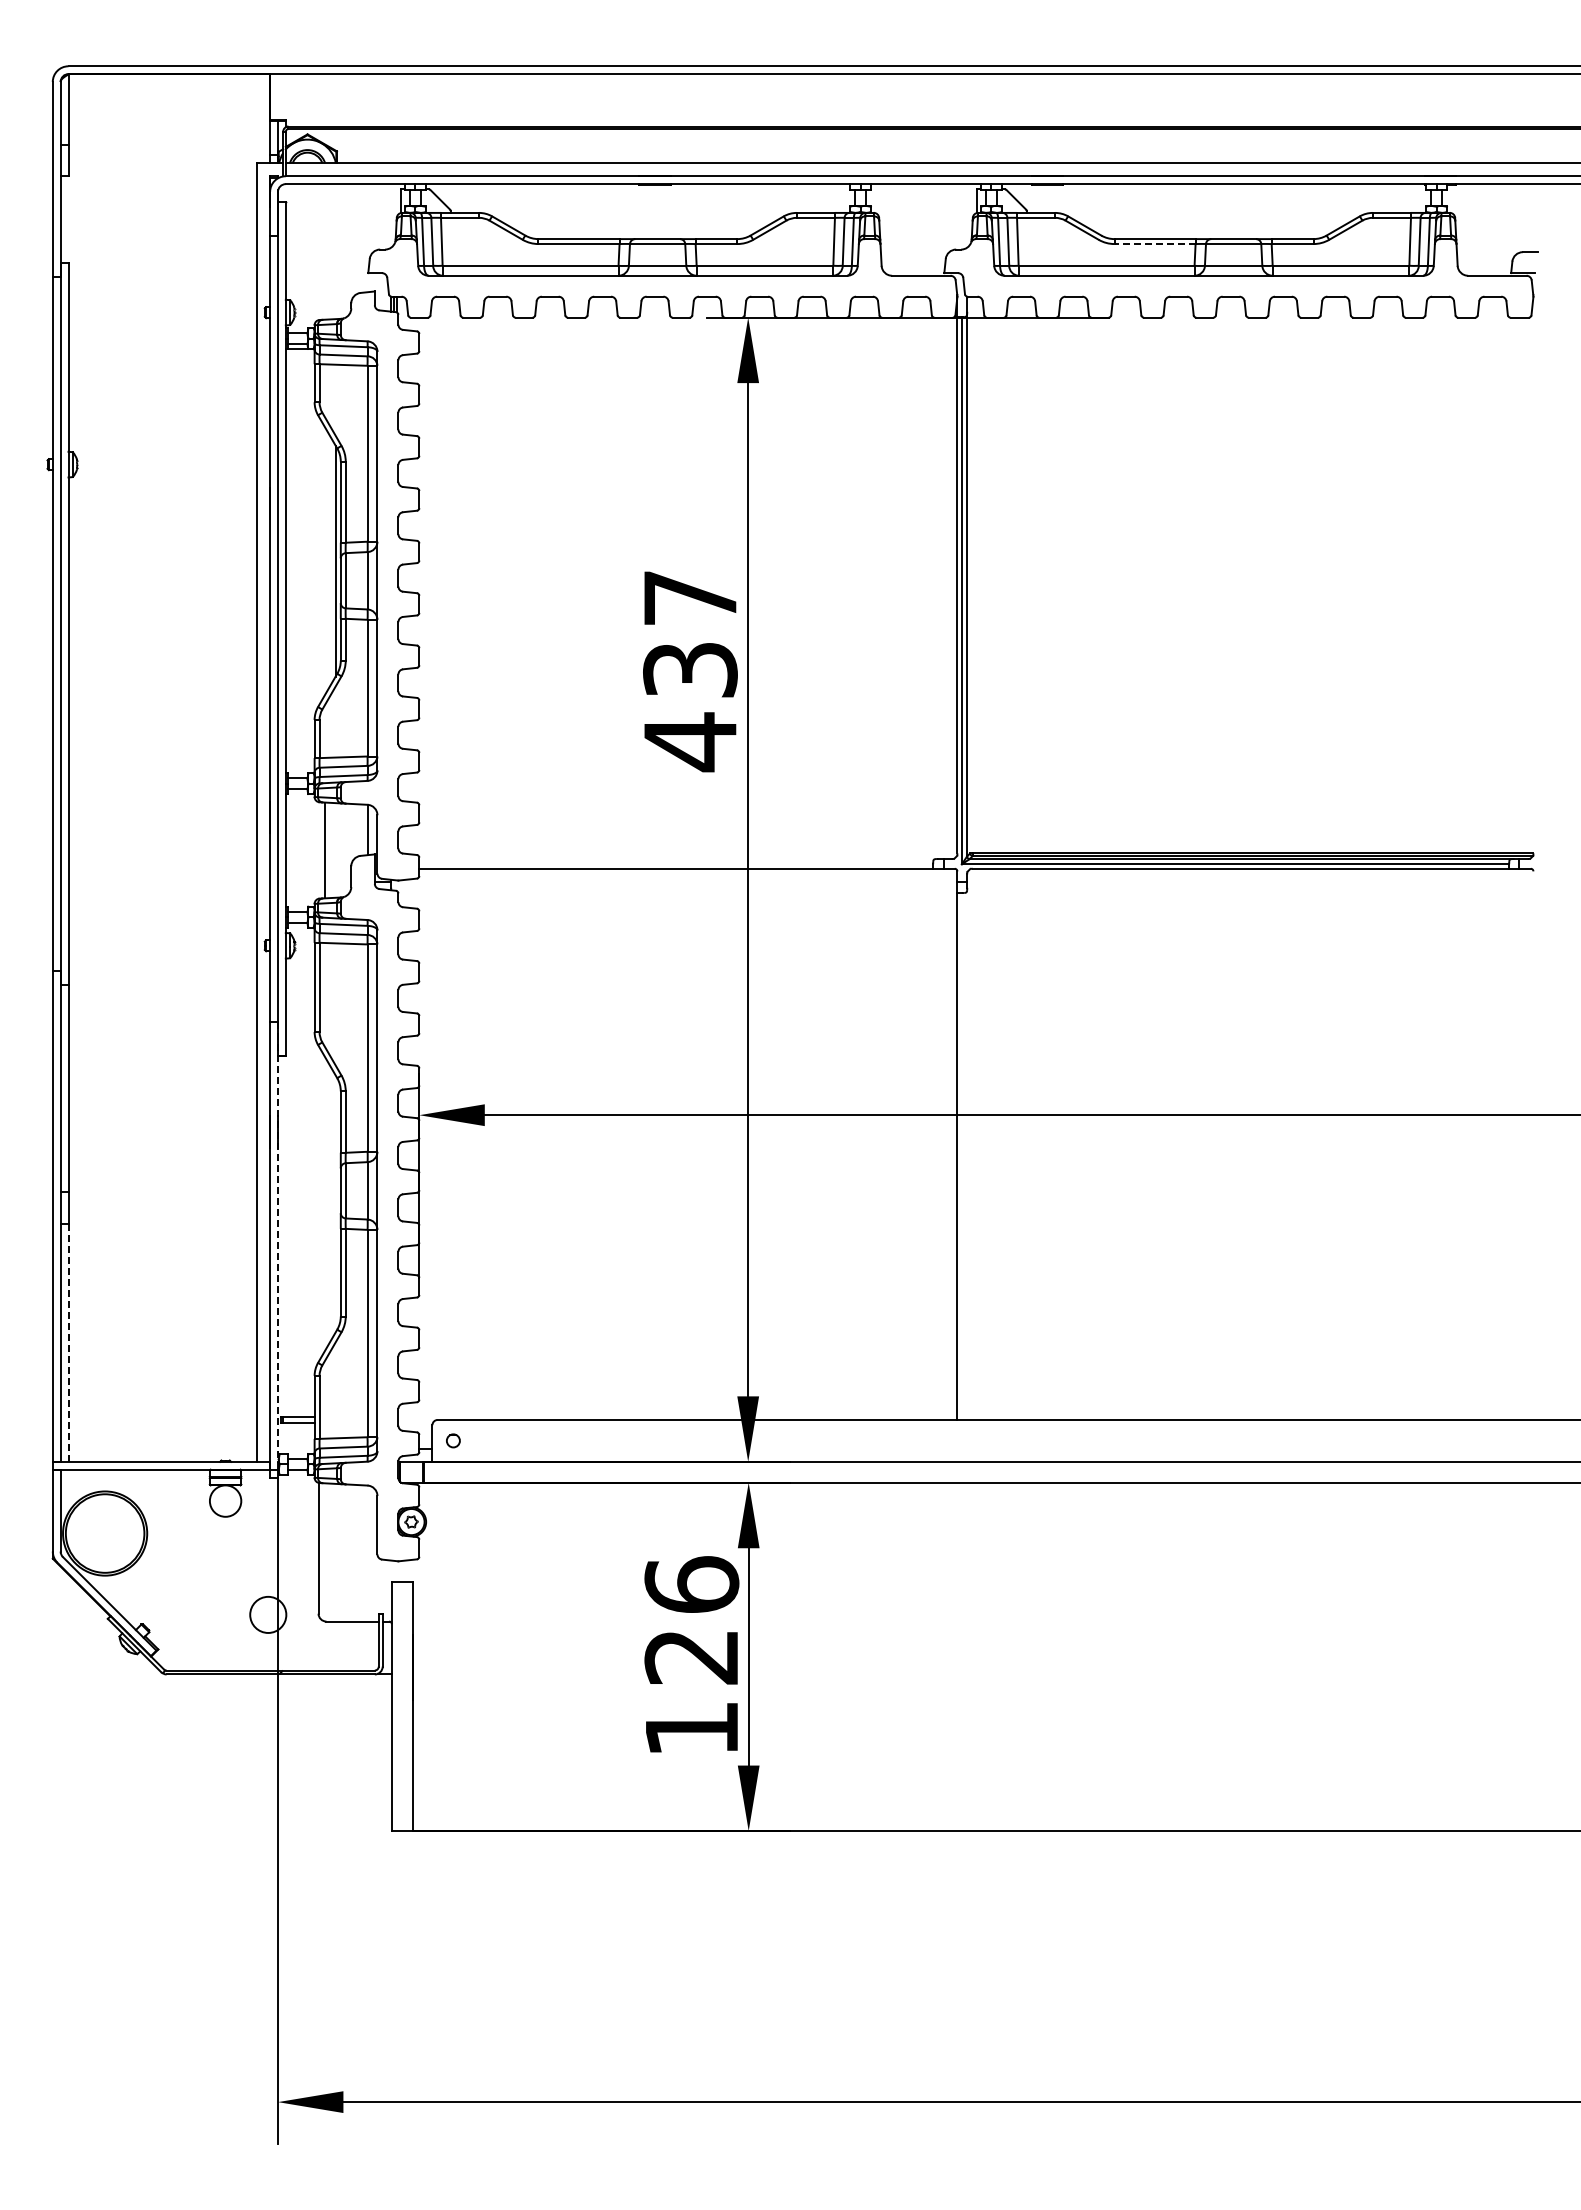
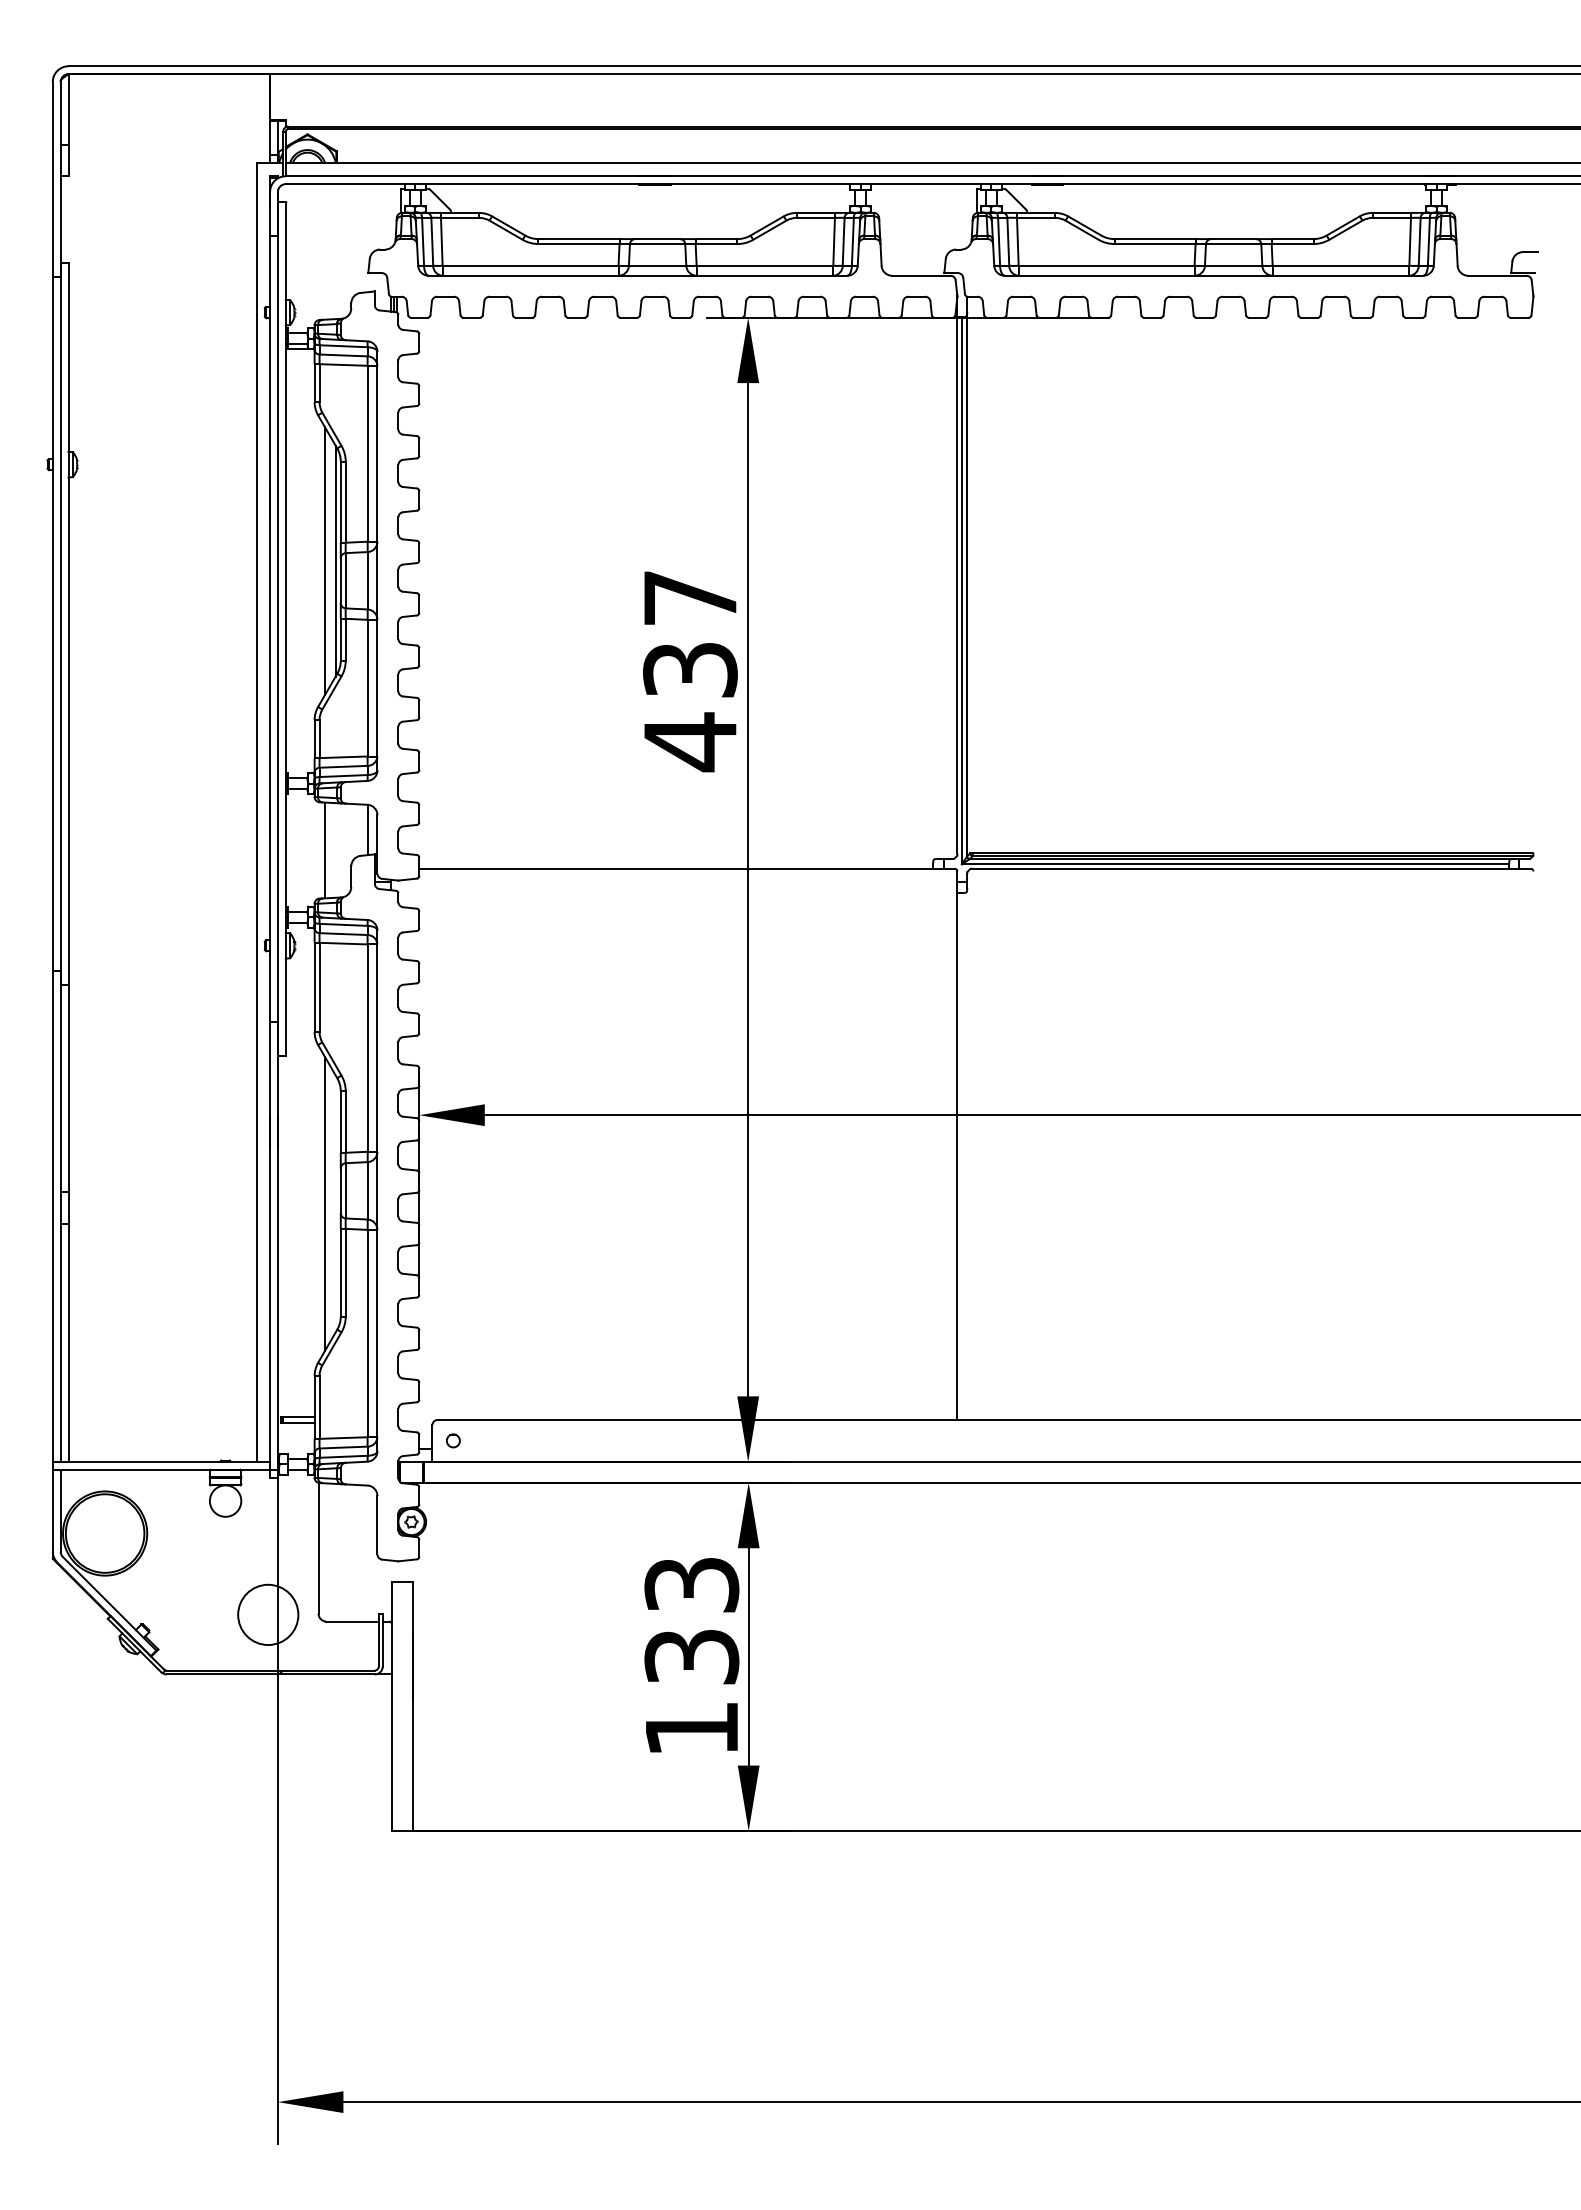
line: dashed -> solid (1155, 244)
line: none -> present (325, 560)
line: none -> present (325, 1203)
line: dashed -> solid (277, 1245)
line: dashed -> solid (68, 1342)
circle diameter: 36 px -> 60 px (268, 1614)
text: 126 -> 133 (691, 1620)
